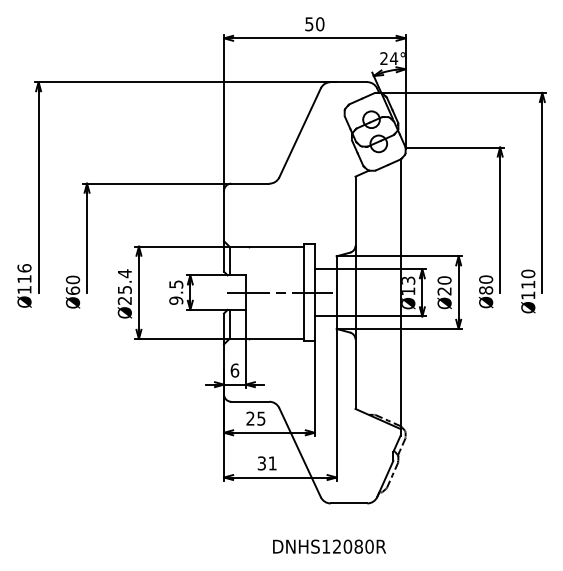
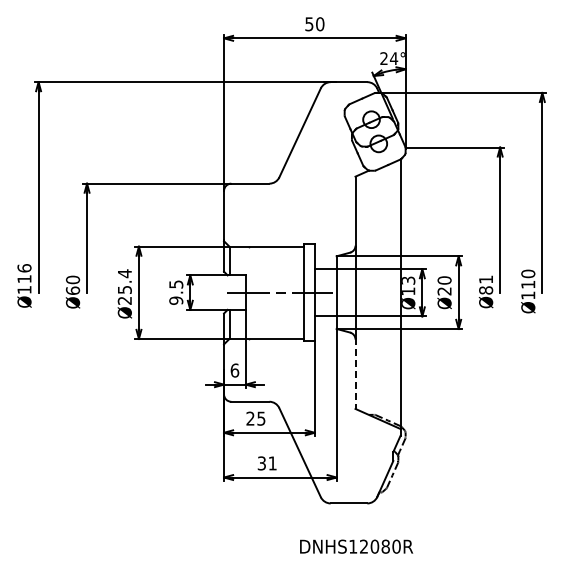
text: Ø80 -> Ø81 (486, 279)
line: solid -> dashed (355, 374)
text position: (329, 546) -> (356, 546) (356, 546)
